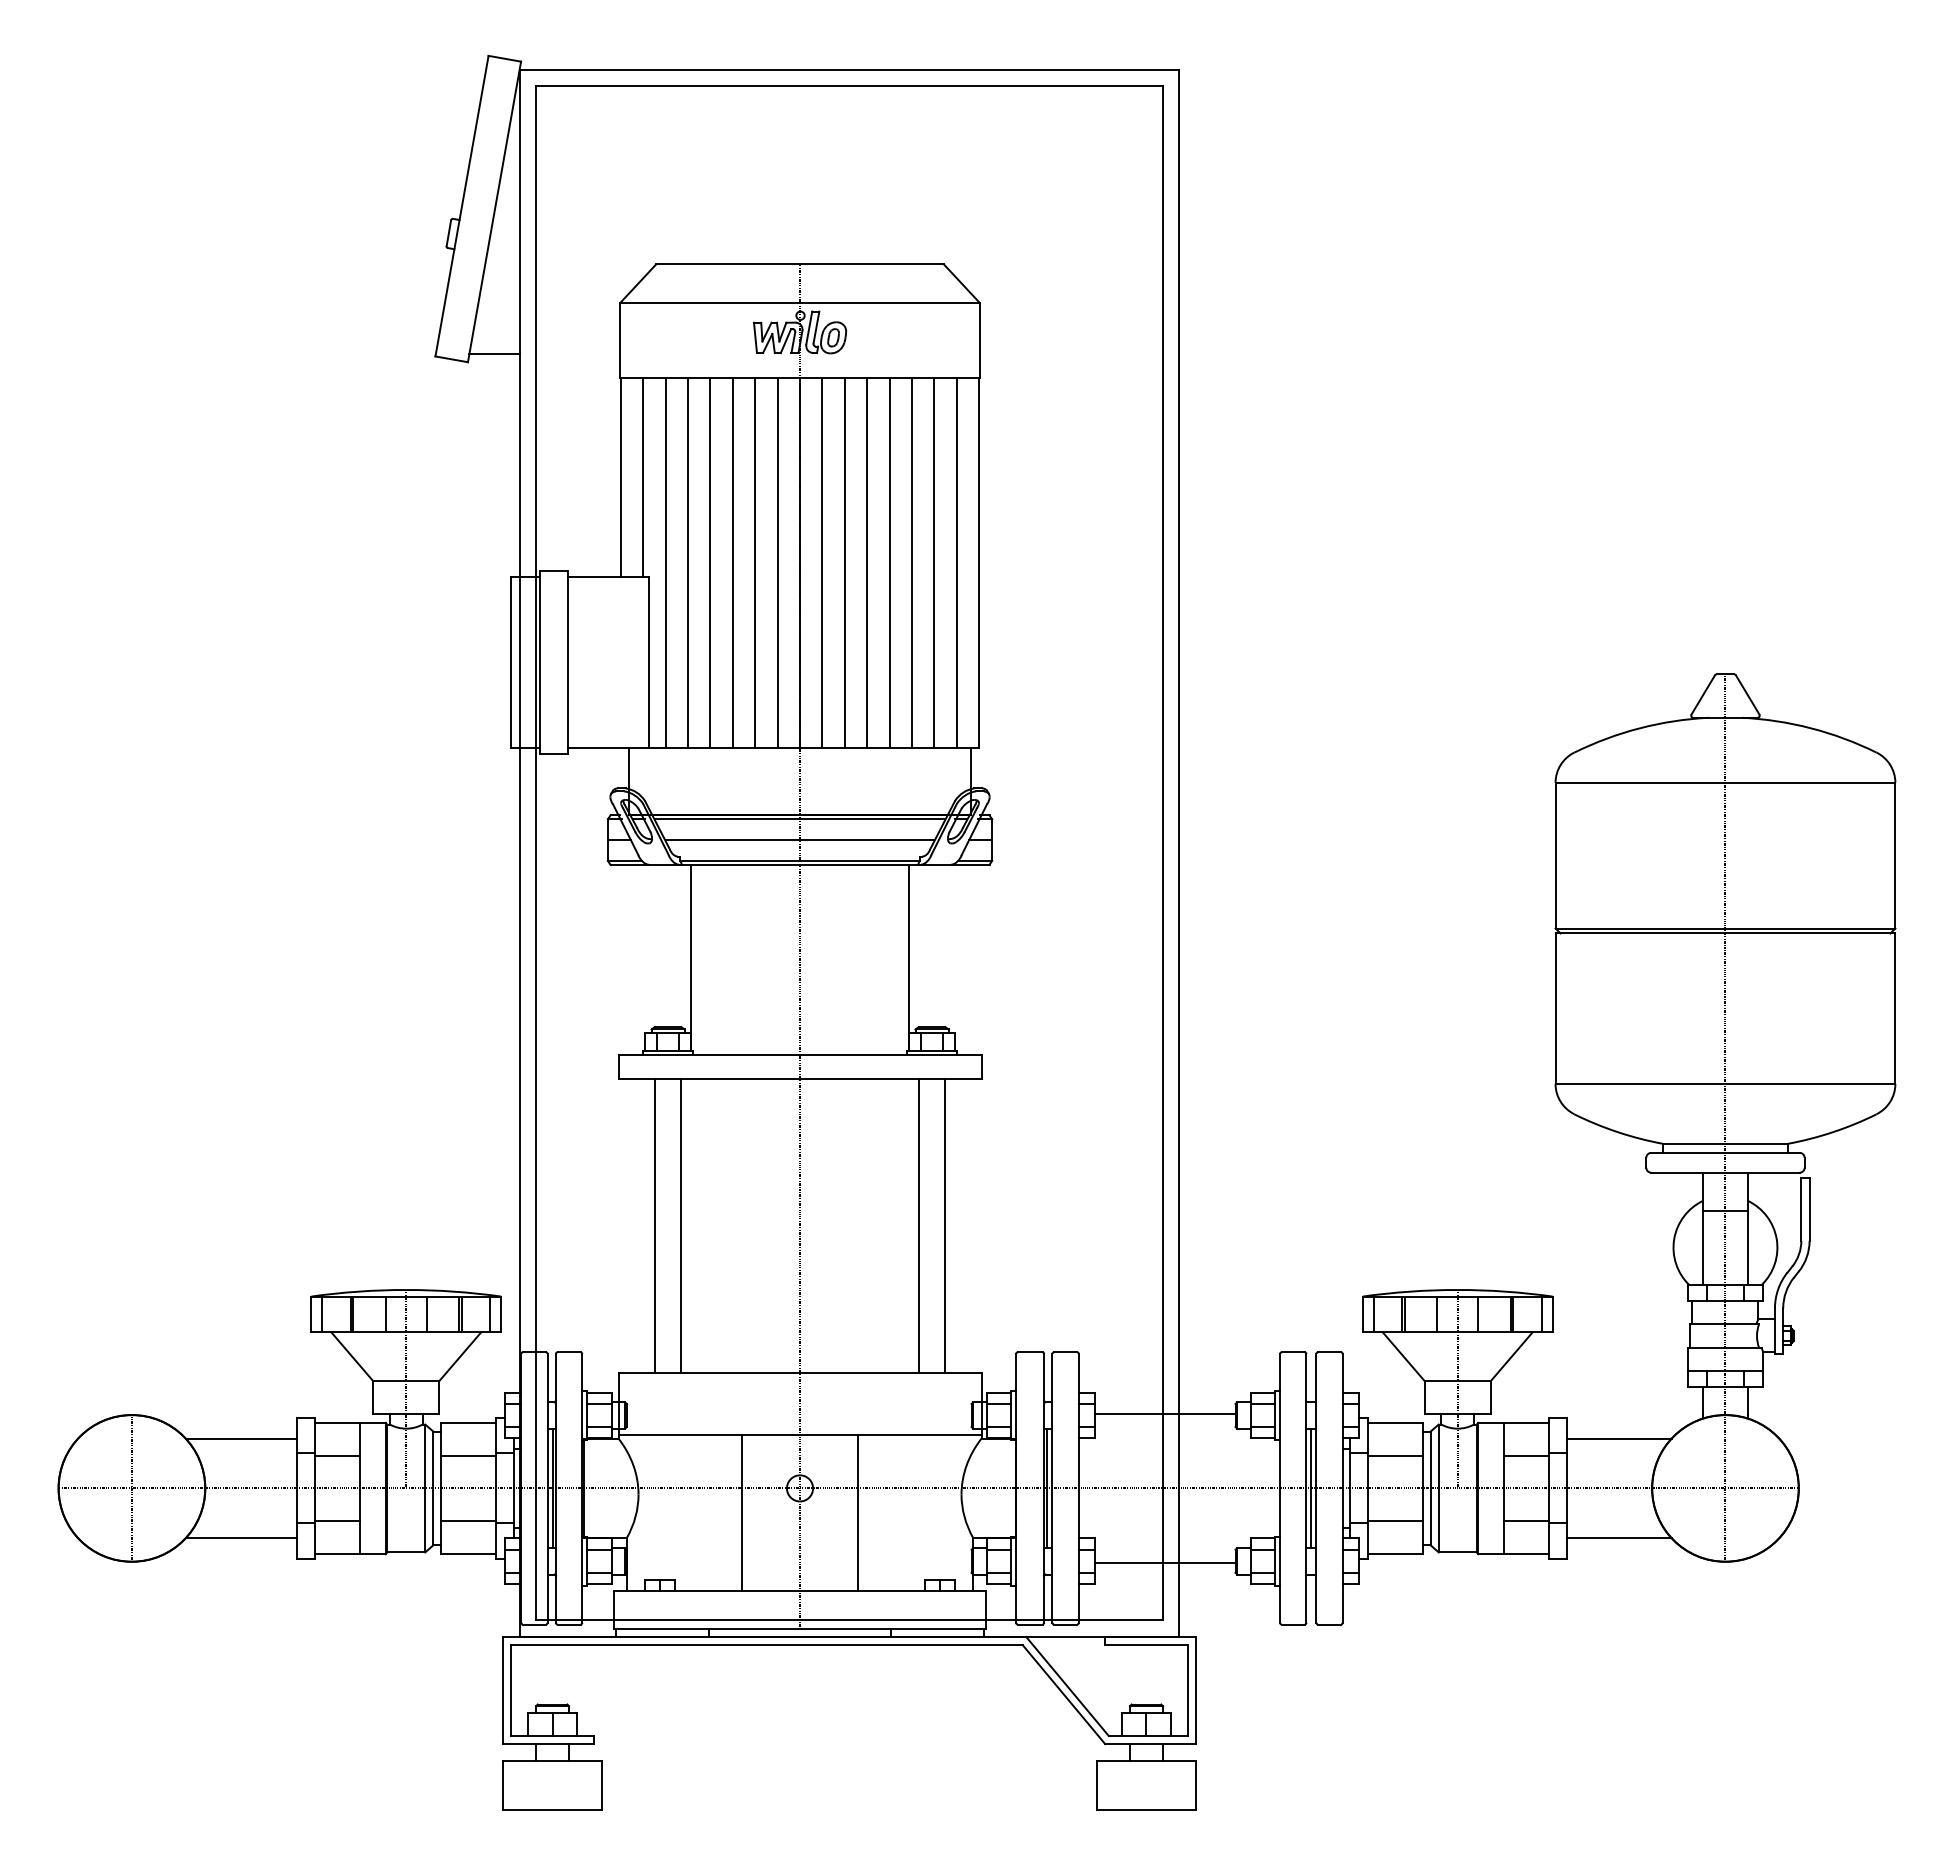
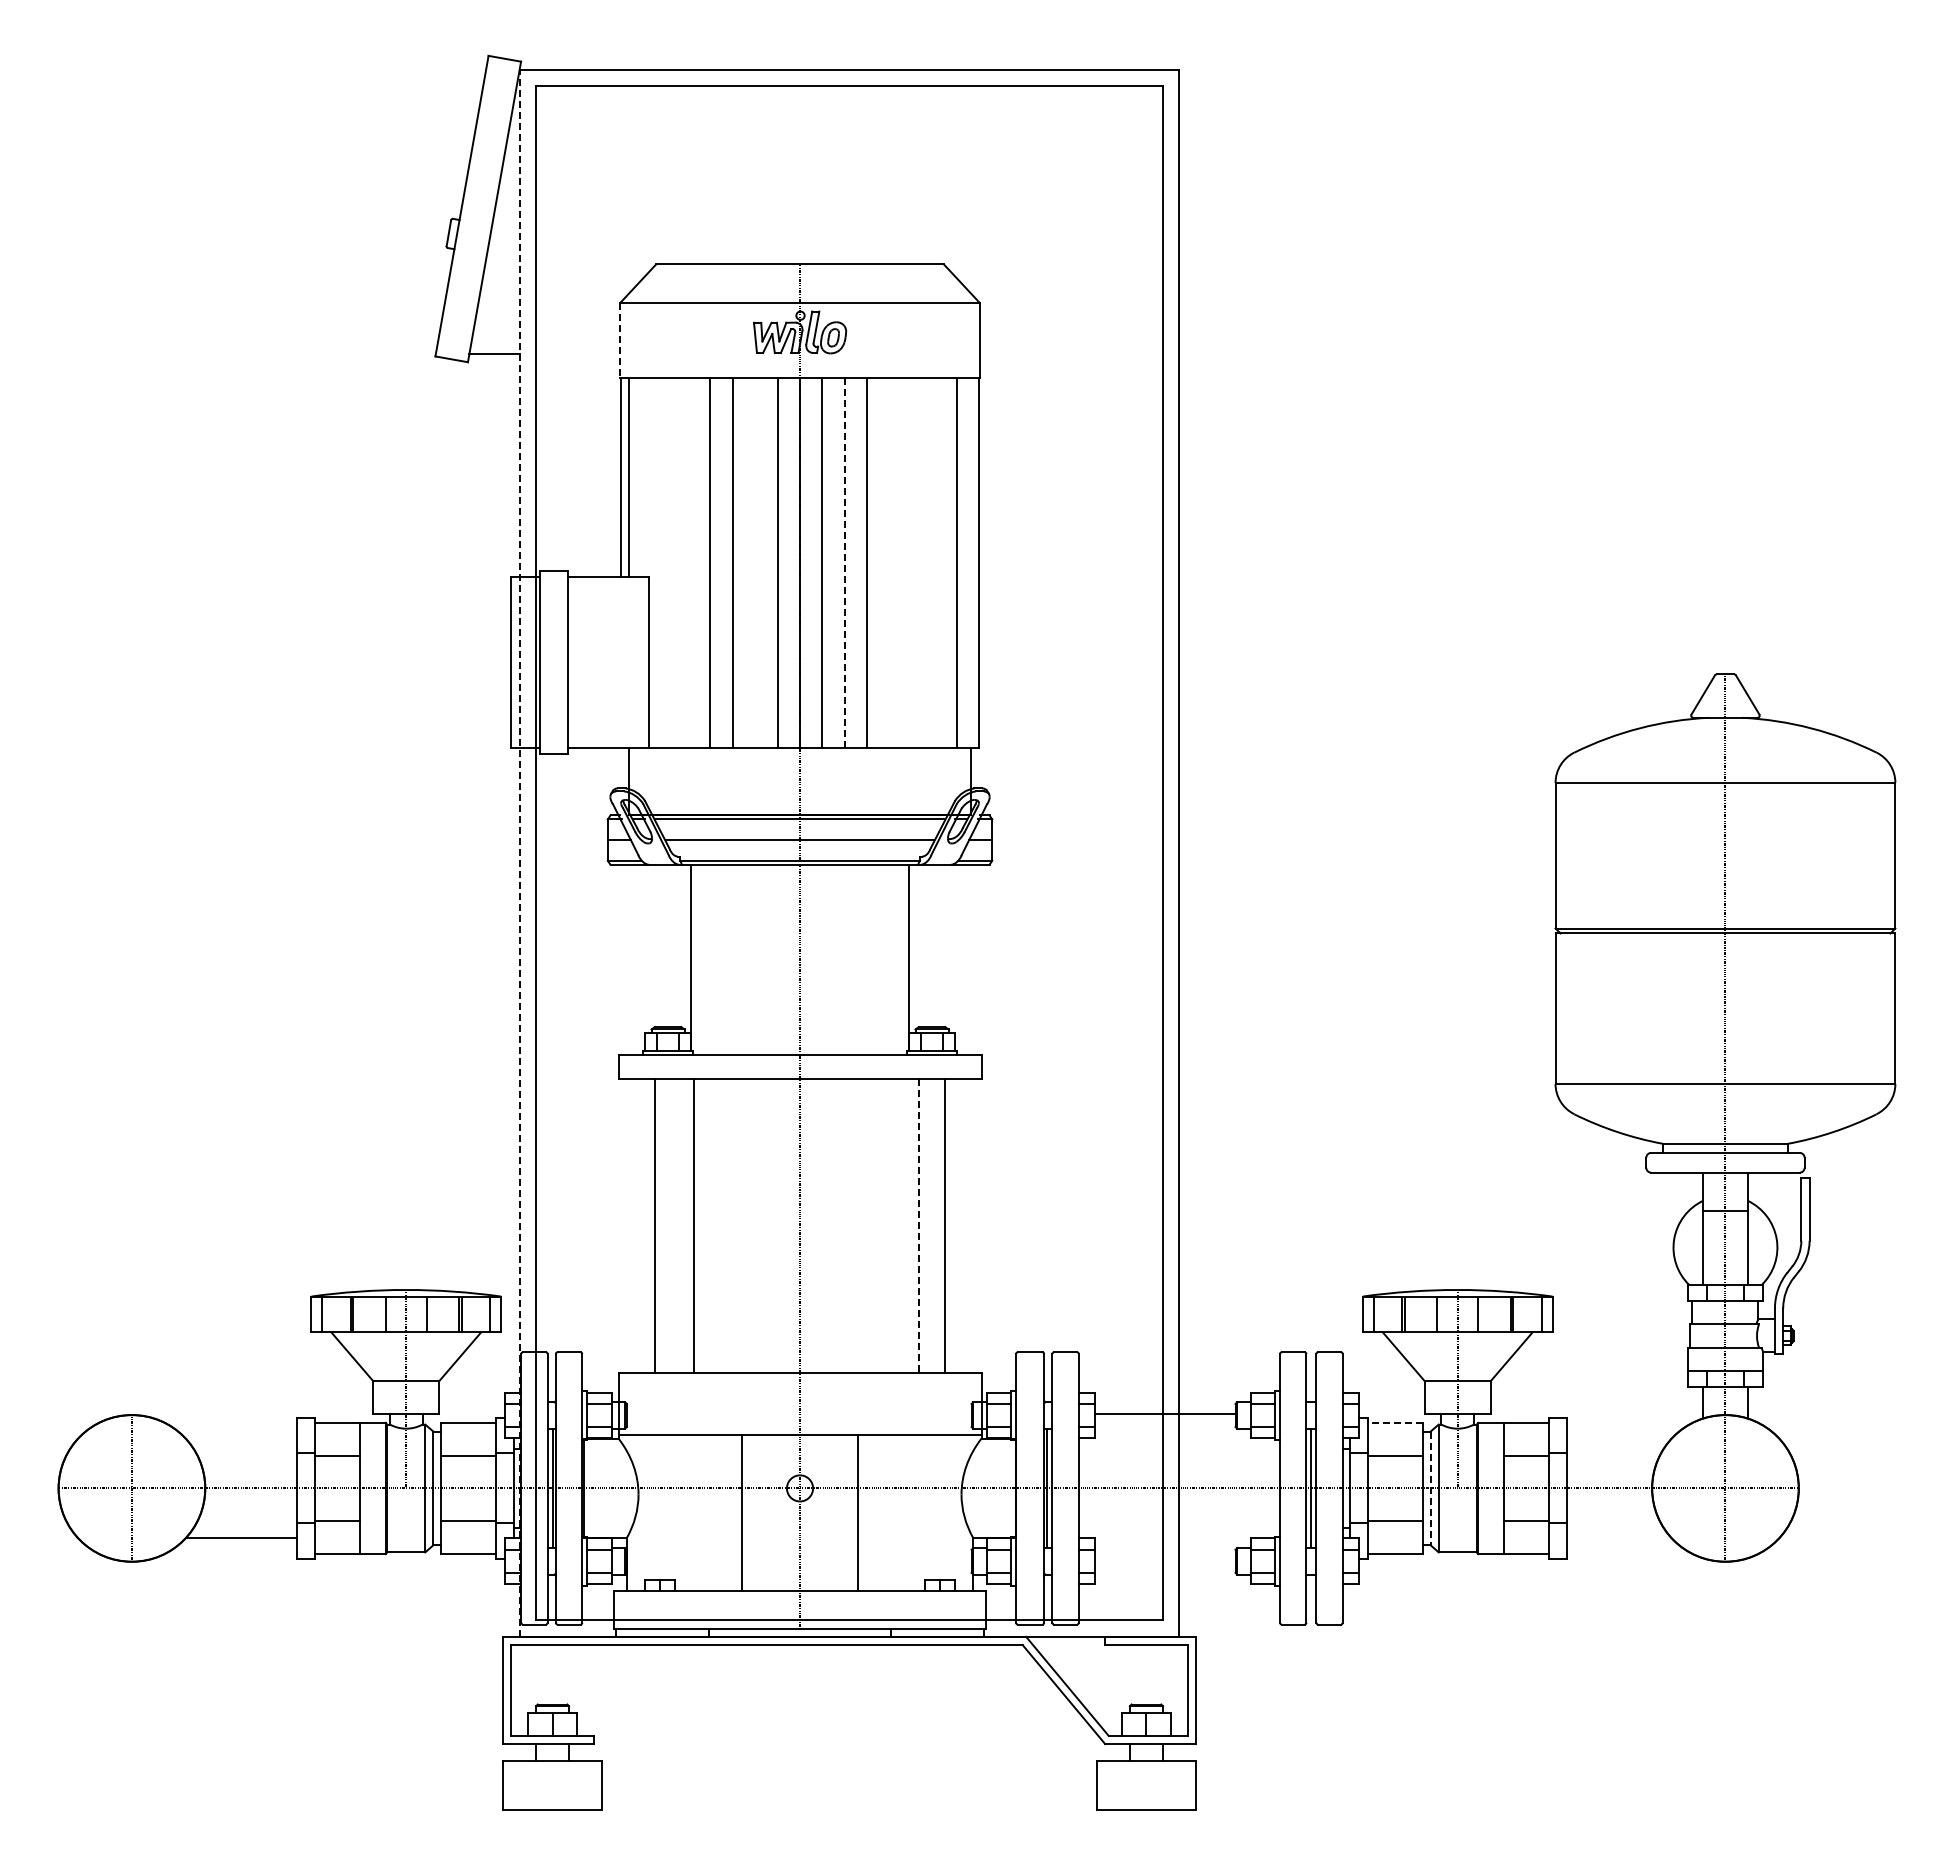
line: solid -> dashed (620, 340)
line position: (643, 477) -> (629, 477) (629, 477)
line: present -> none (665, 562)
line: present -> none (688, 562)
line: present -> none (755, 562)
line: present -> none (889, 562)
line: present -> none (912, 562)
line: present -> none (934, 562)
line: solid -> dashed (844, 563)
line: solid -> dashed (519, 853)
line position: (681, 1225) -> (694, 1225) (694, 1225)
line: solid -> dashed (918, 1226)
line: solid -> dashed (1395, 1422)
line: present -> none (240, 1438)
line: present -> none (1619, 1438)
line: solid -> dashed (1430, 1488)
line: present -> none (1619, 1538)
line: present -> none (1165, 1562)
